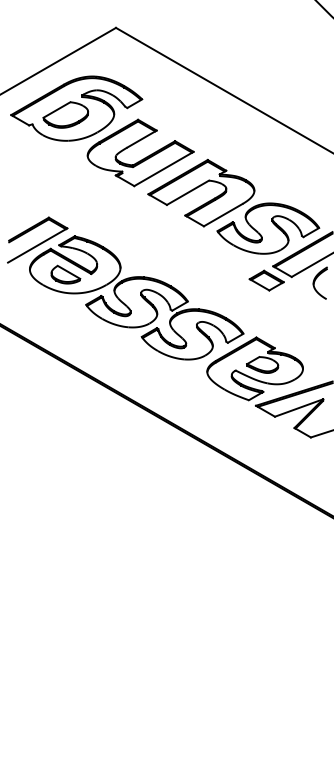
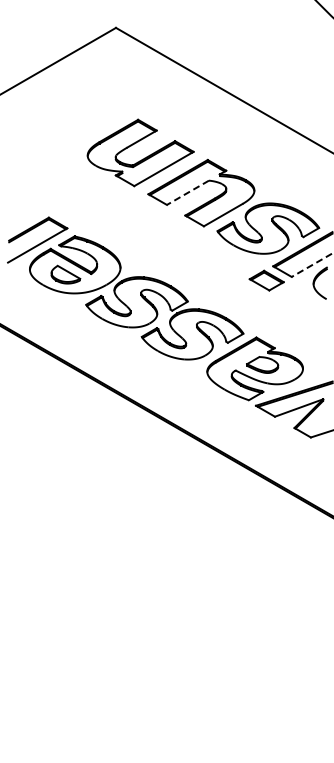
part: present -> none (76, 108)
line: solid -> dashed (187, 193)
line: solid -> dashed (312, 265)
